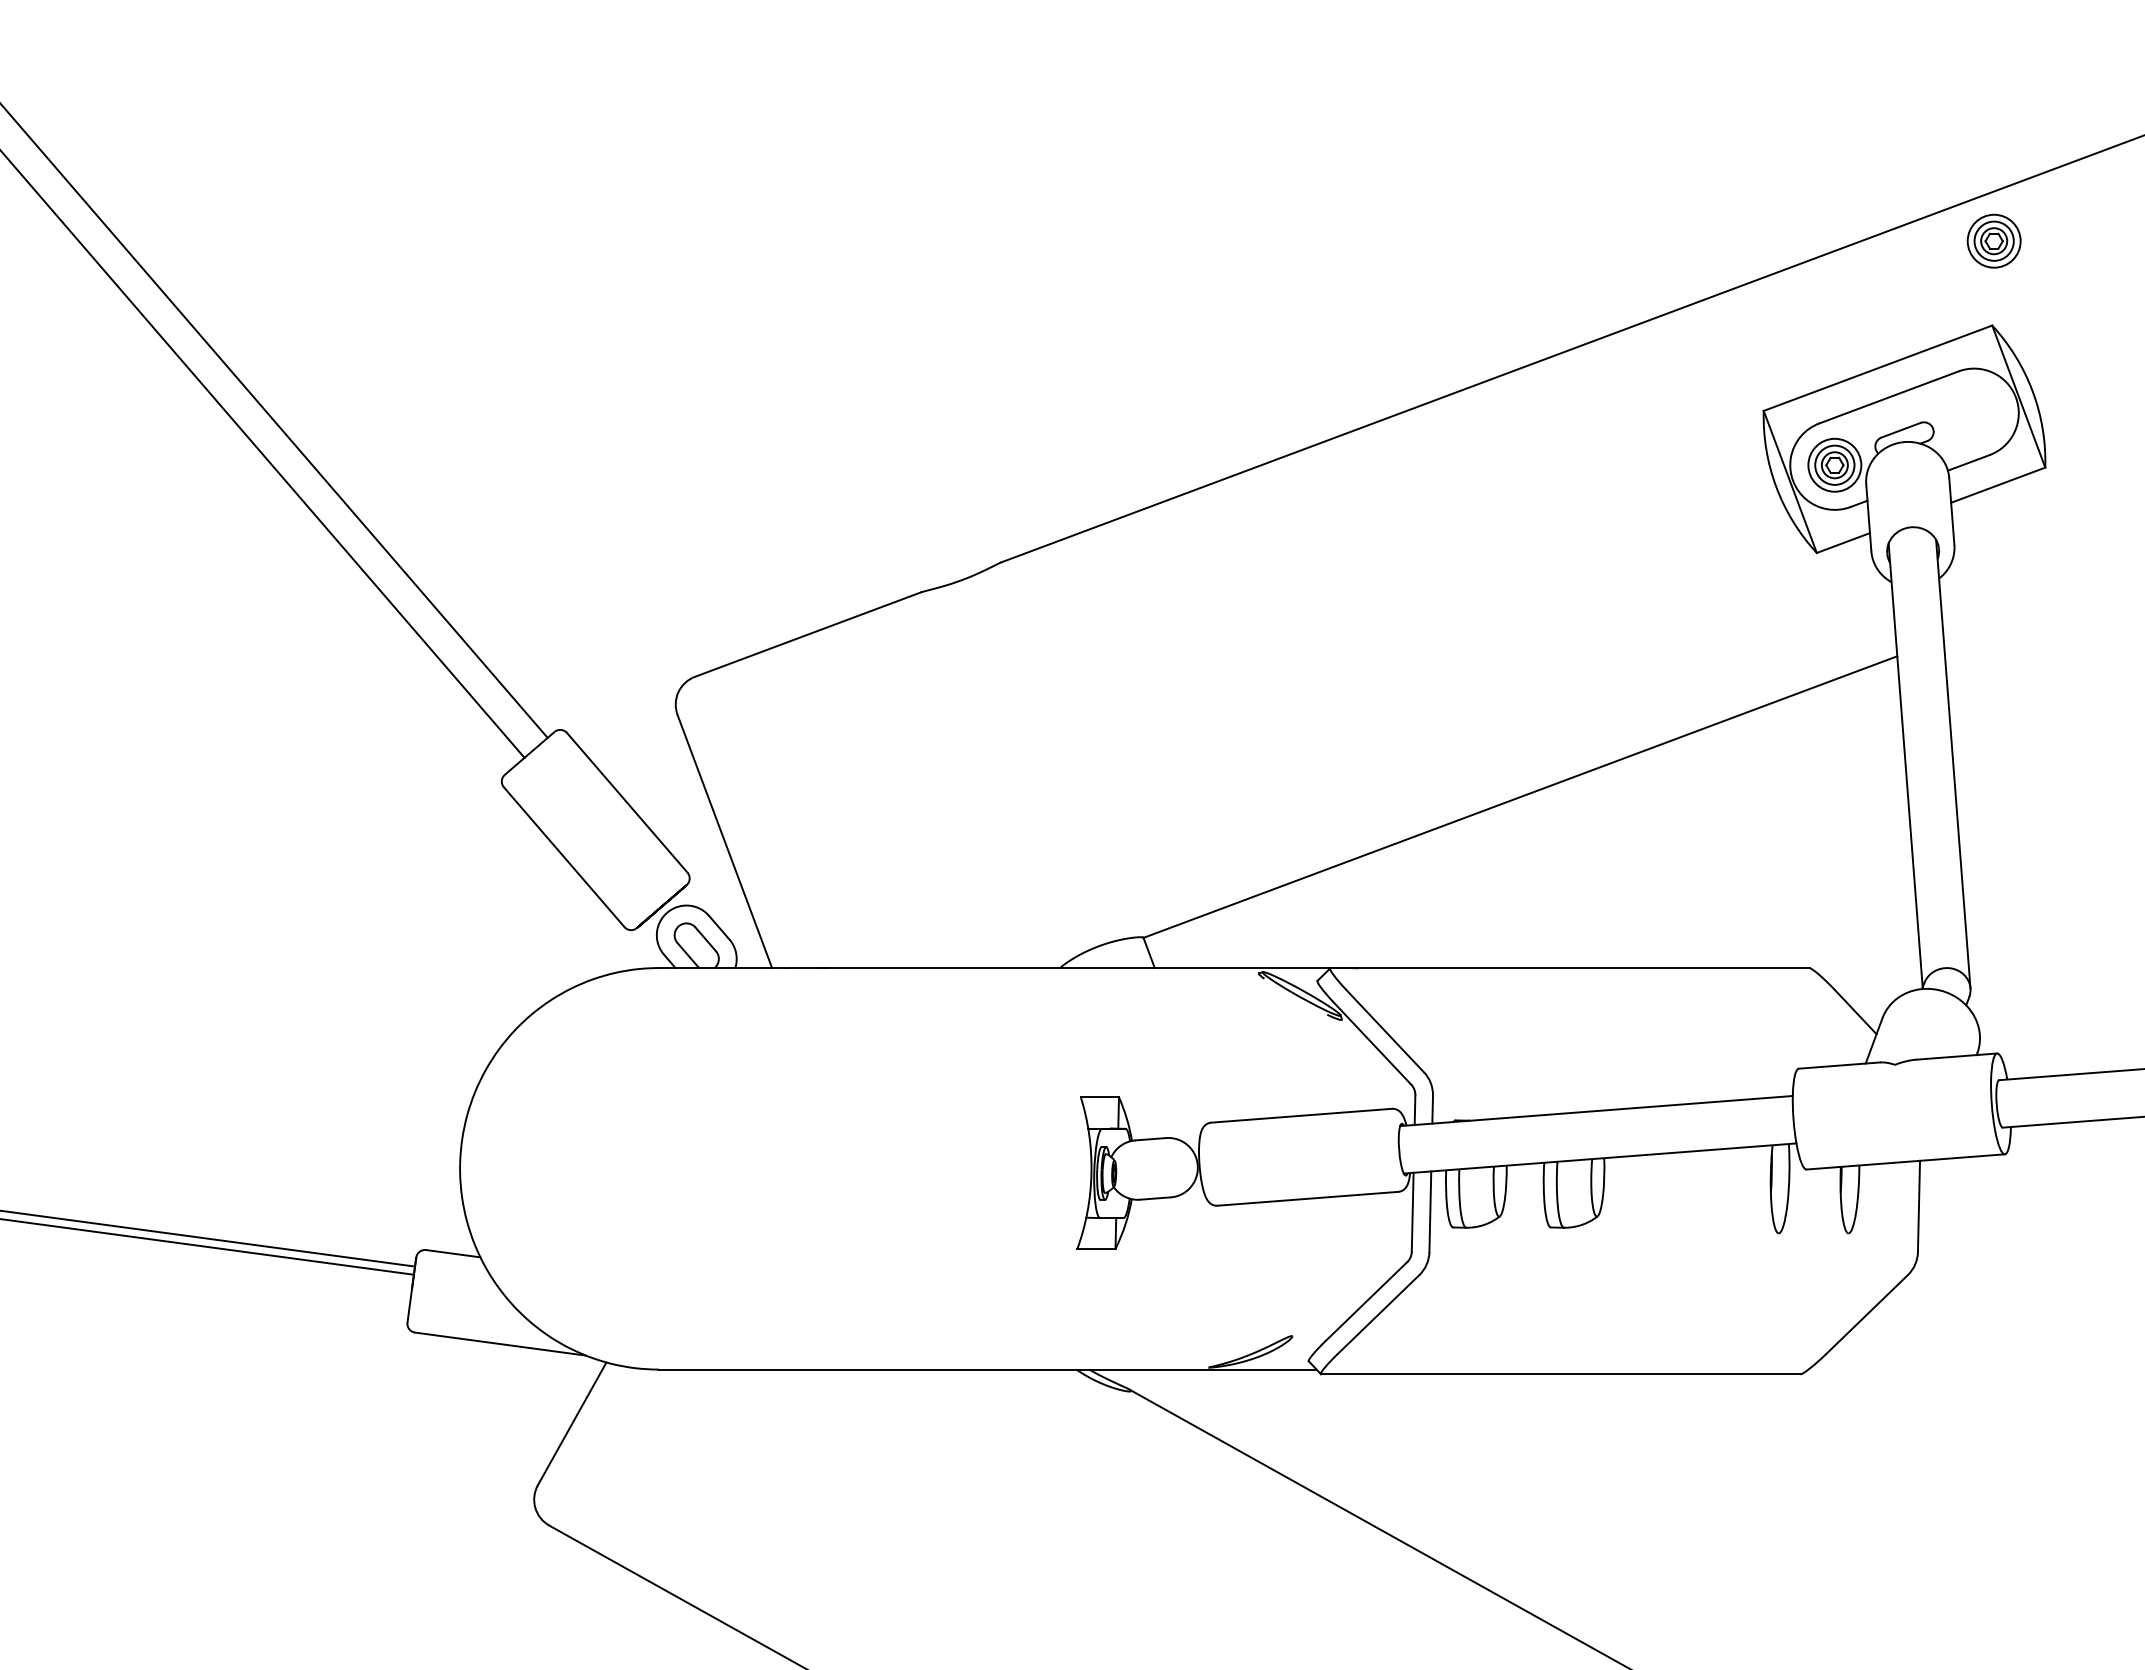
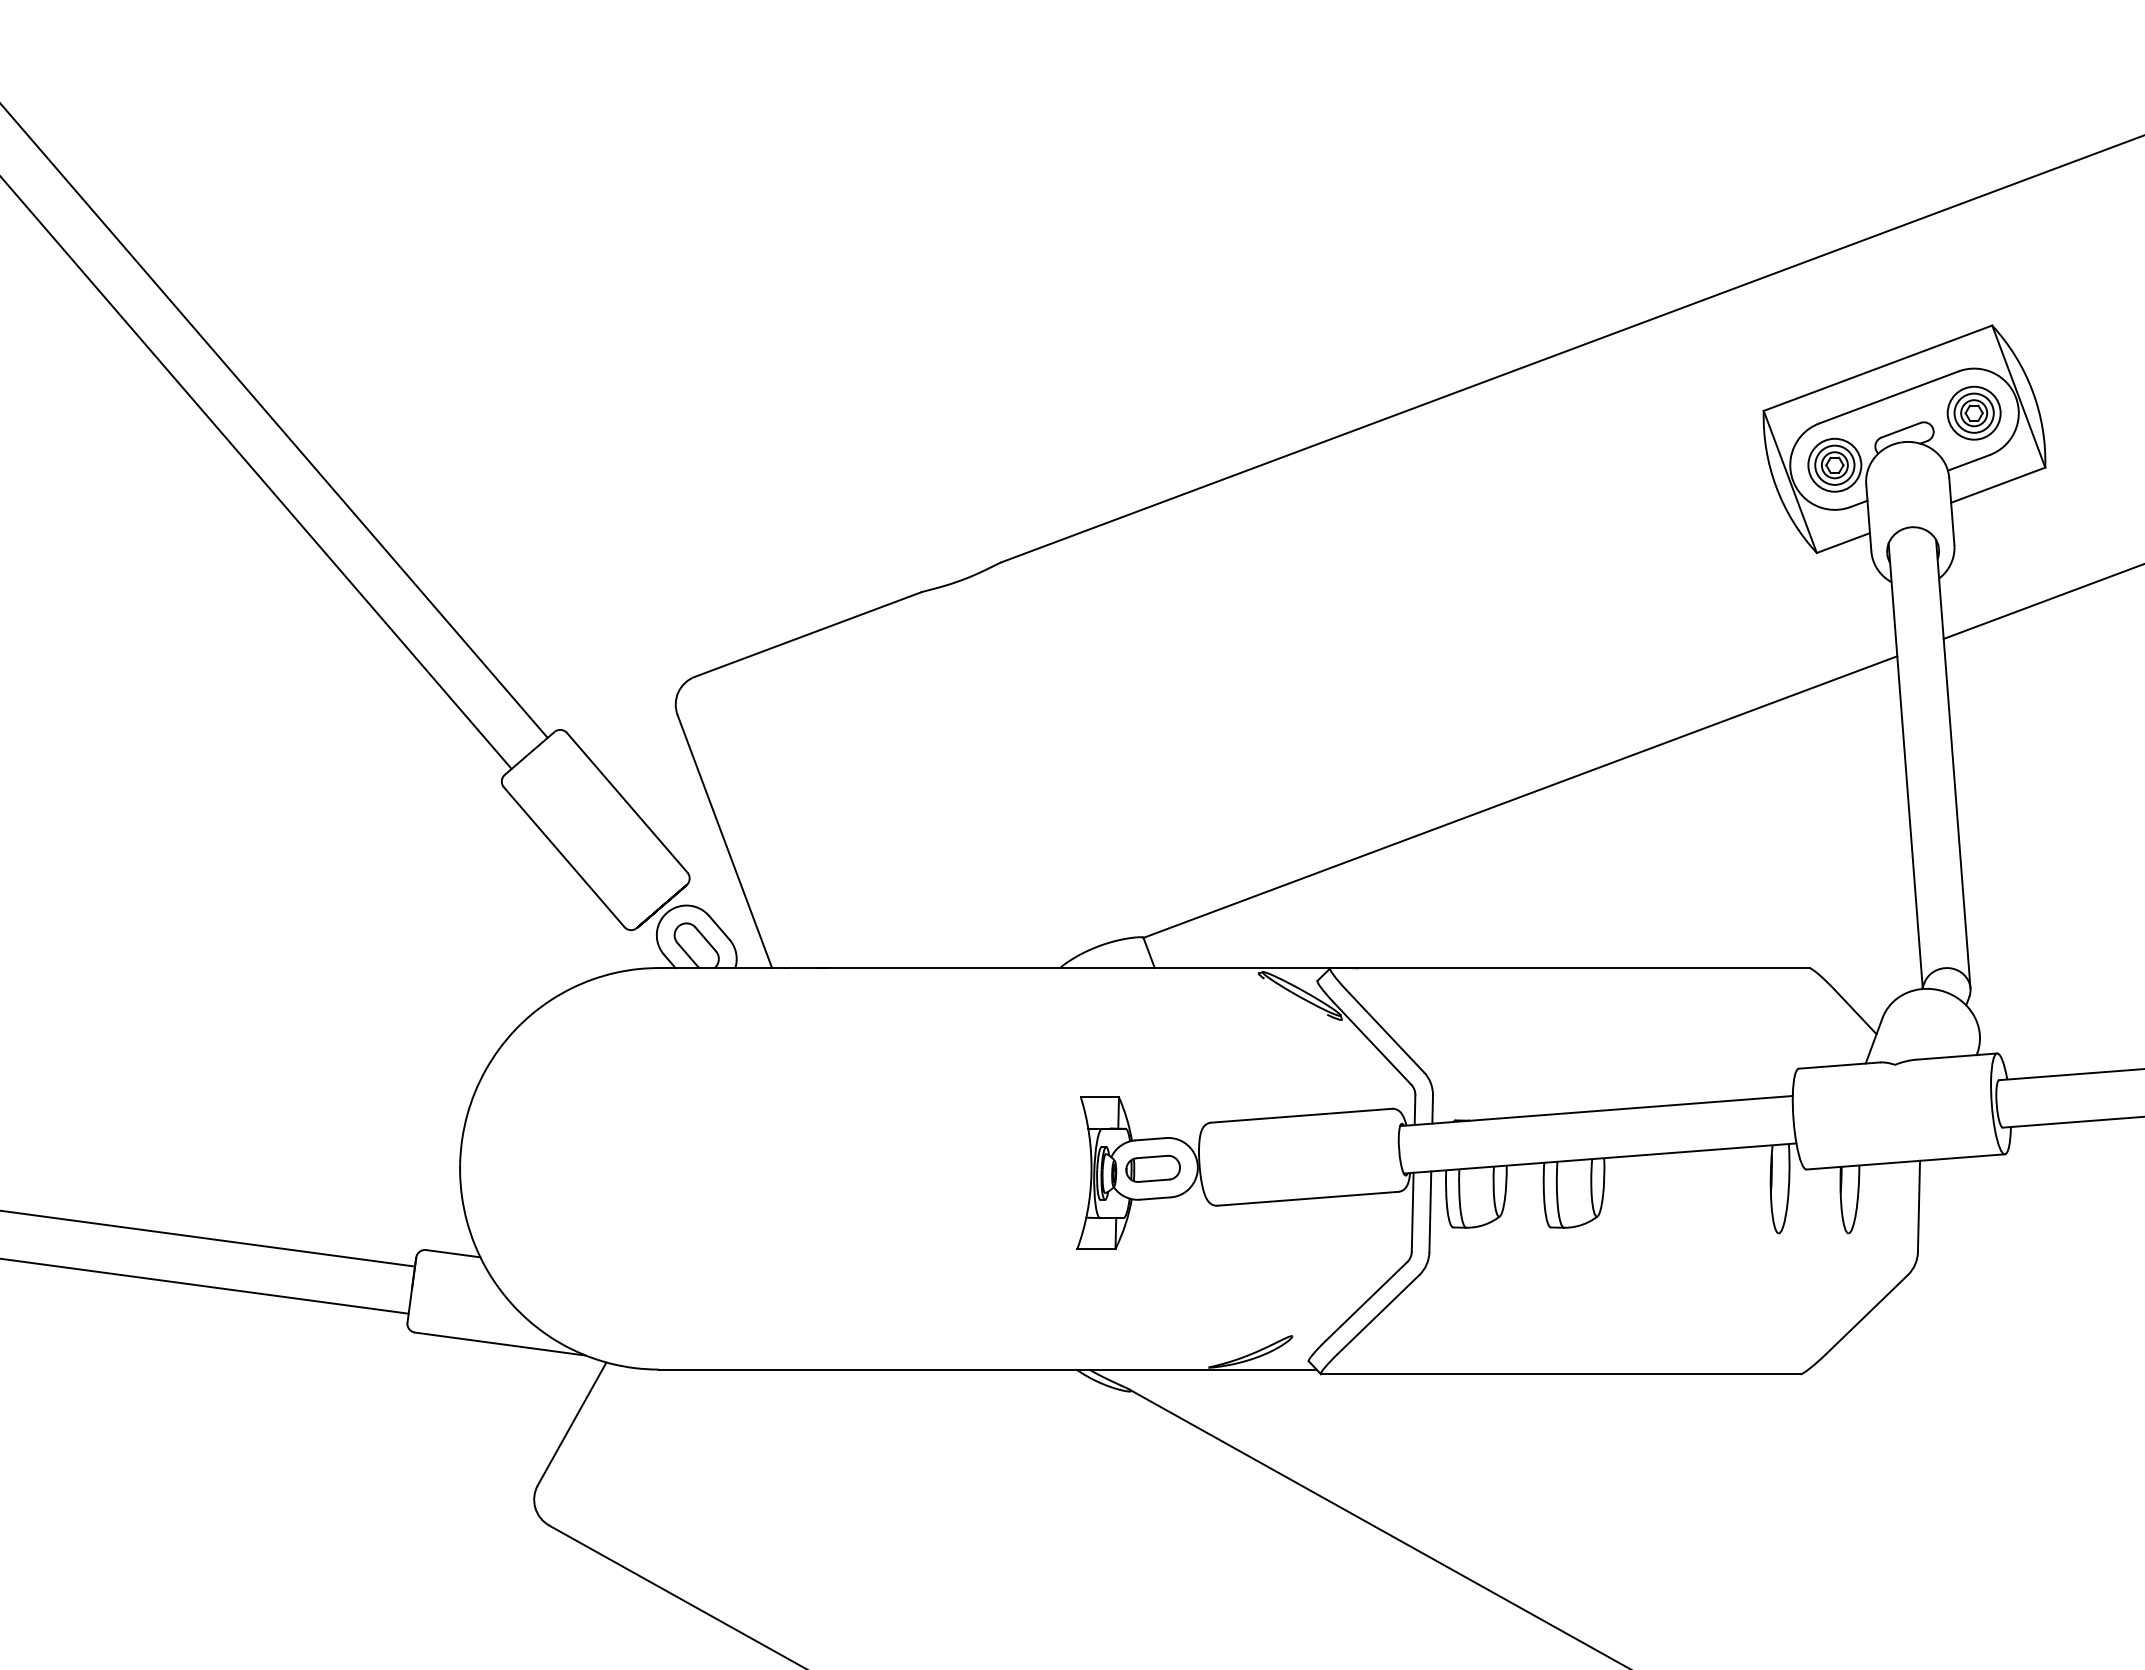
part position: (1993, 240) -> (1973, 412) (1973, 412)
line position: (263, 454) -> (256, 473) (256, 473)
line: none -> present (2042, 601)
part: none -> present (1152, 1168)
line position: (207, 1246) -> (205, 1286) (205, 1286)
